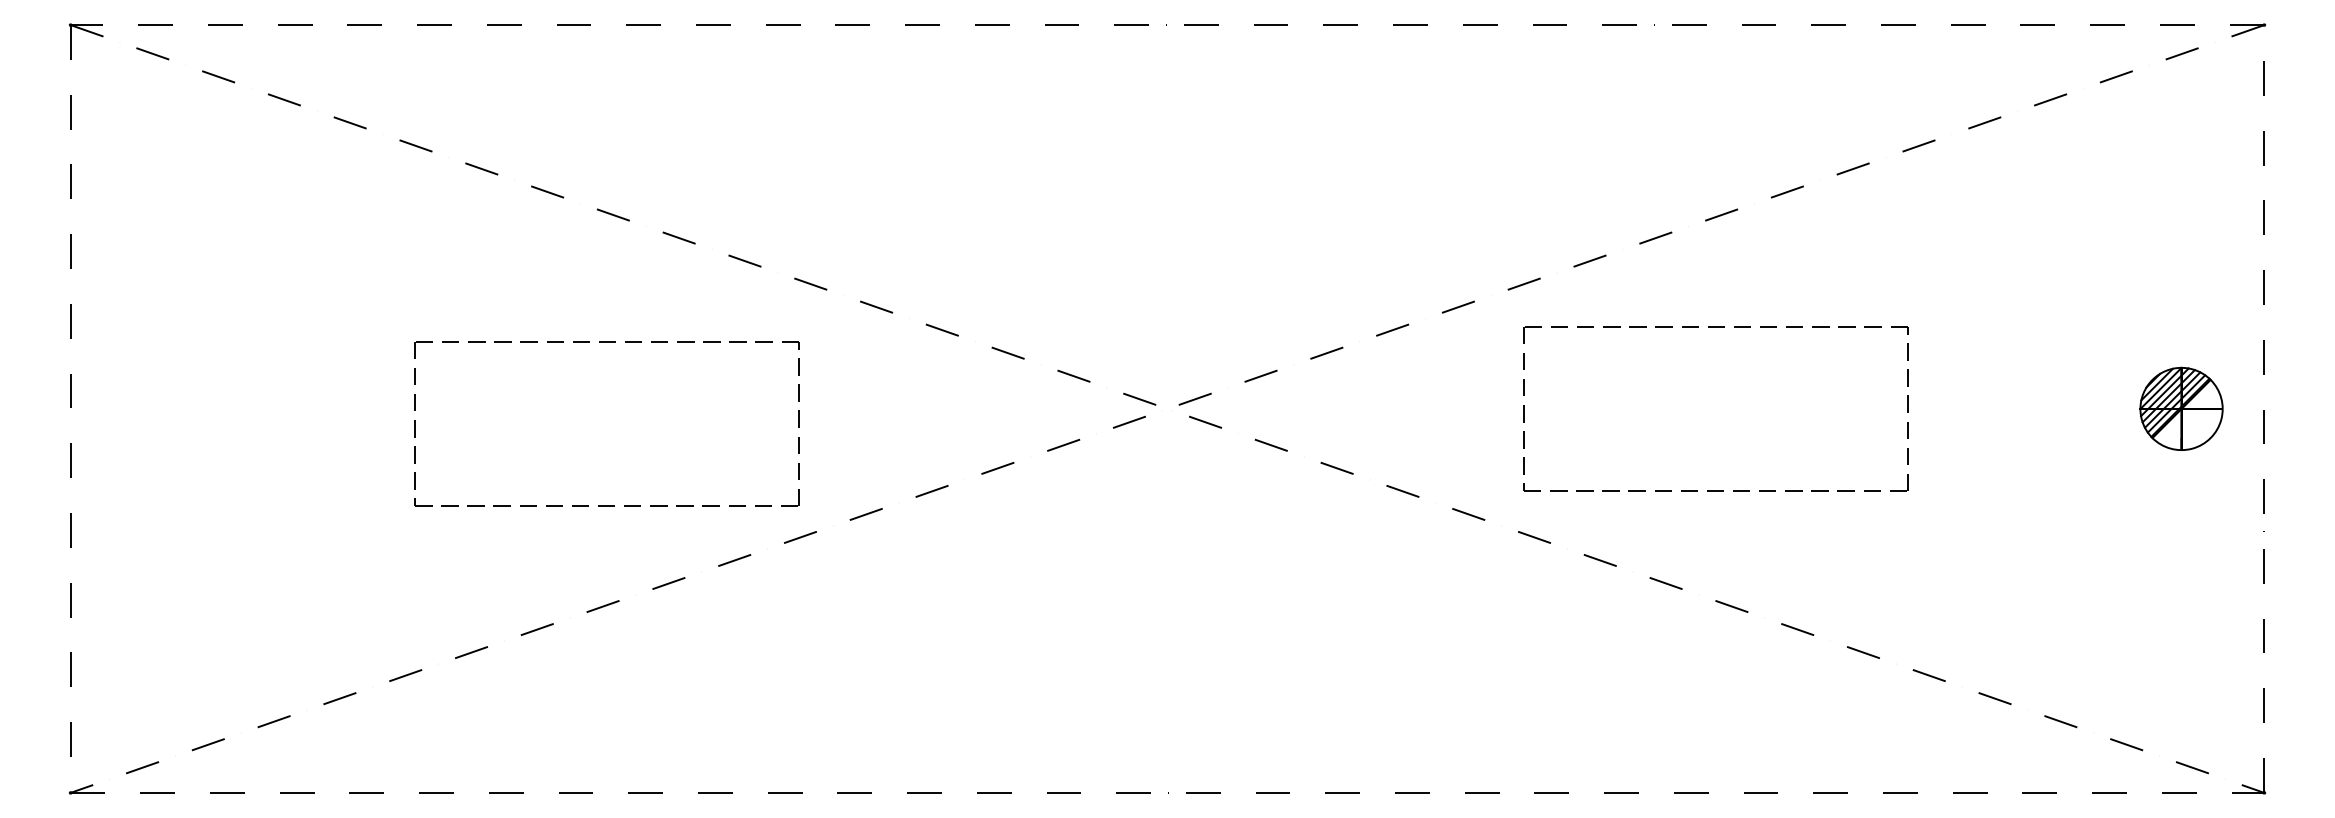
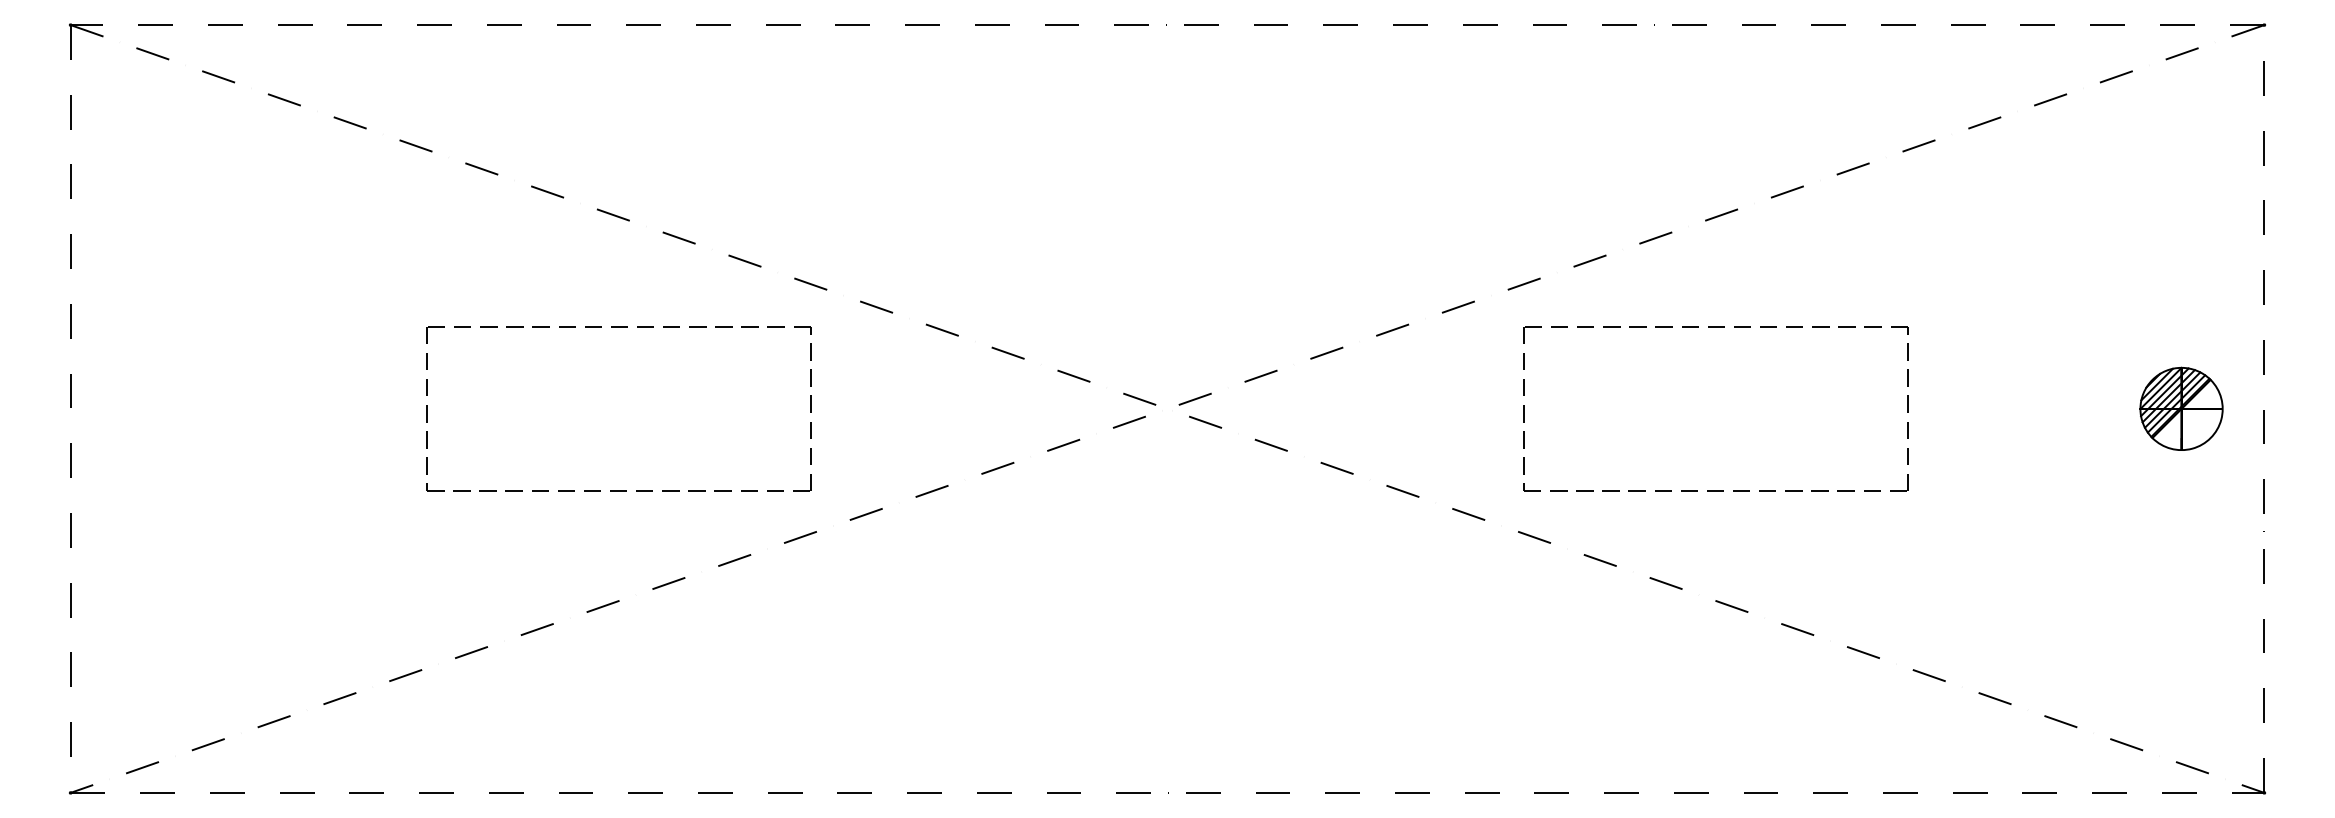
part position: (606, 342) -> (618, 327) (618, 327)
